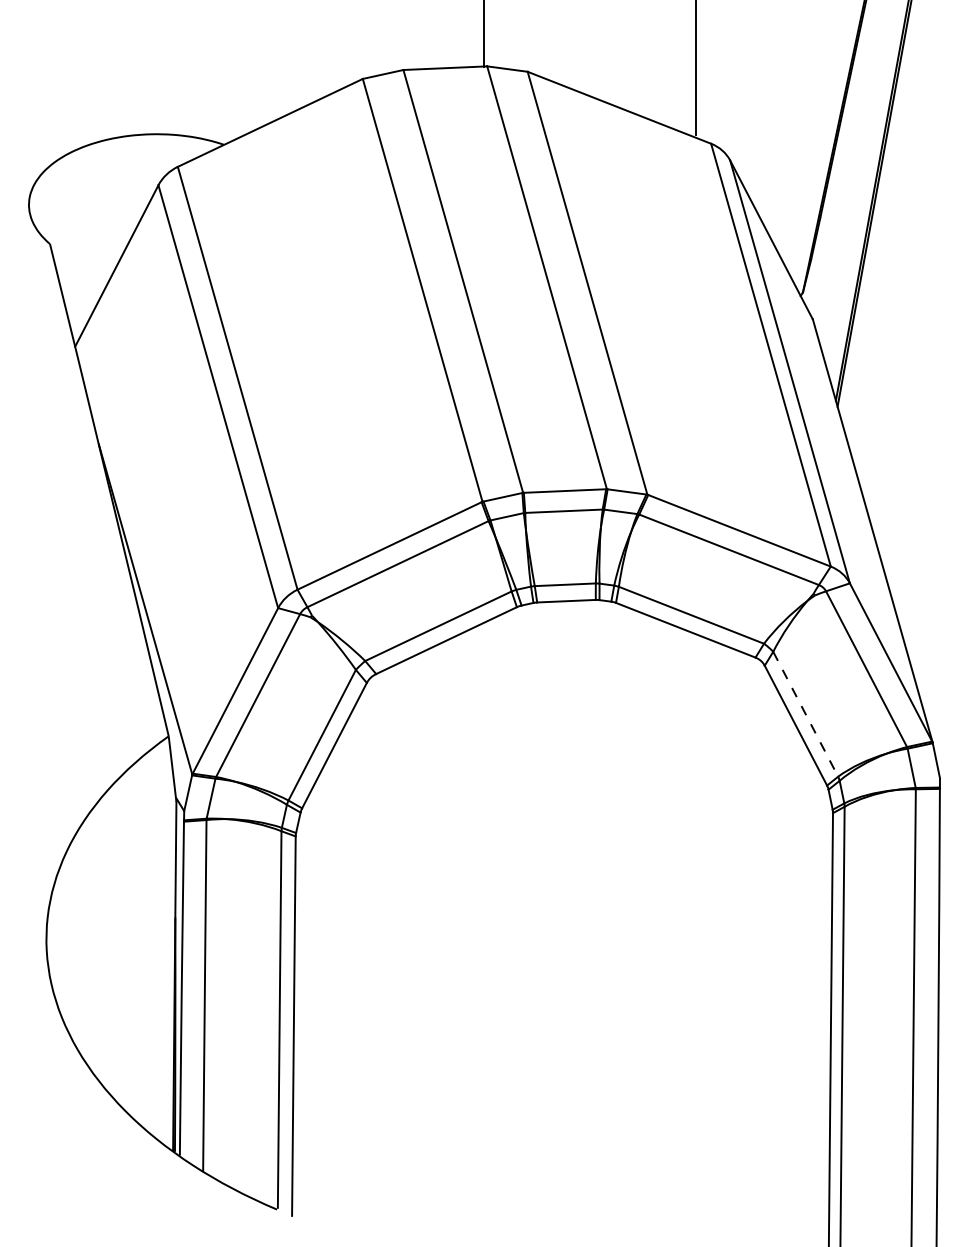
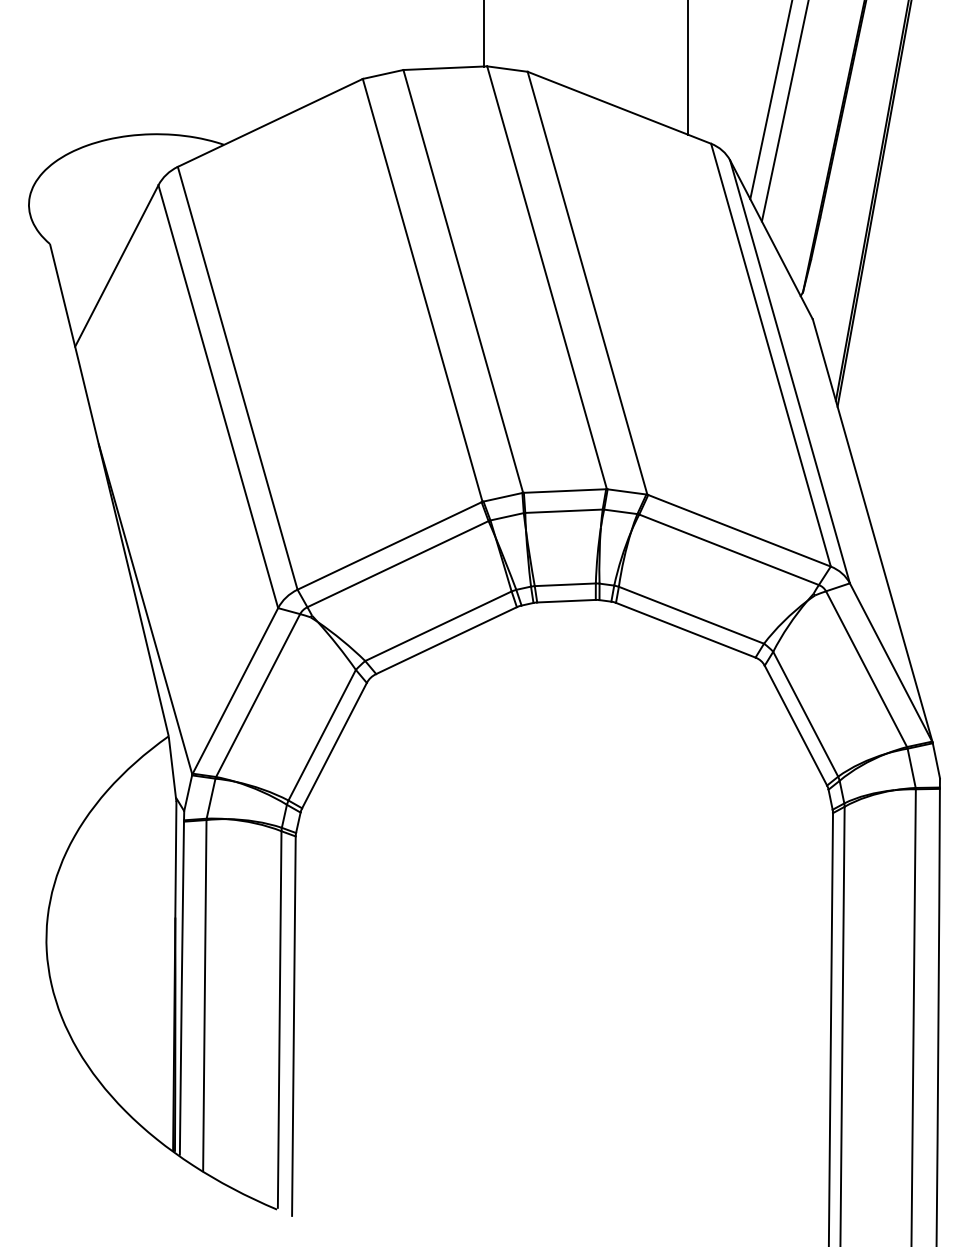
line position: (695, 68) -> (687, 68) (687, 68)
line: none -> present (770, 100)
line: none -> present (784, 111)
line: dashed -> solid (805, 714)
